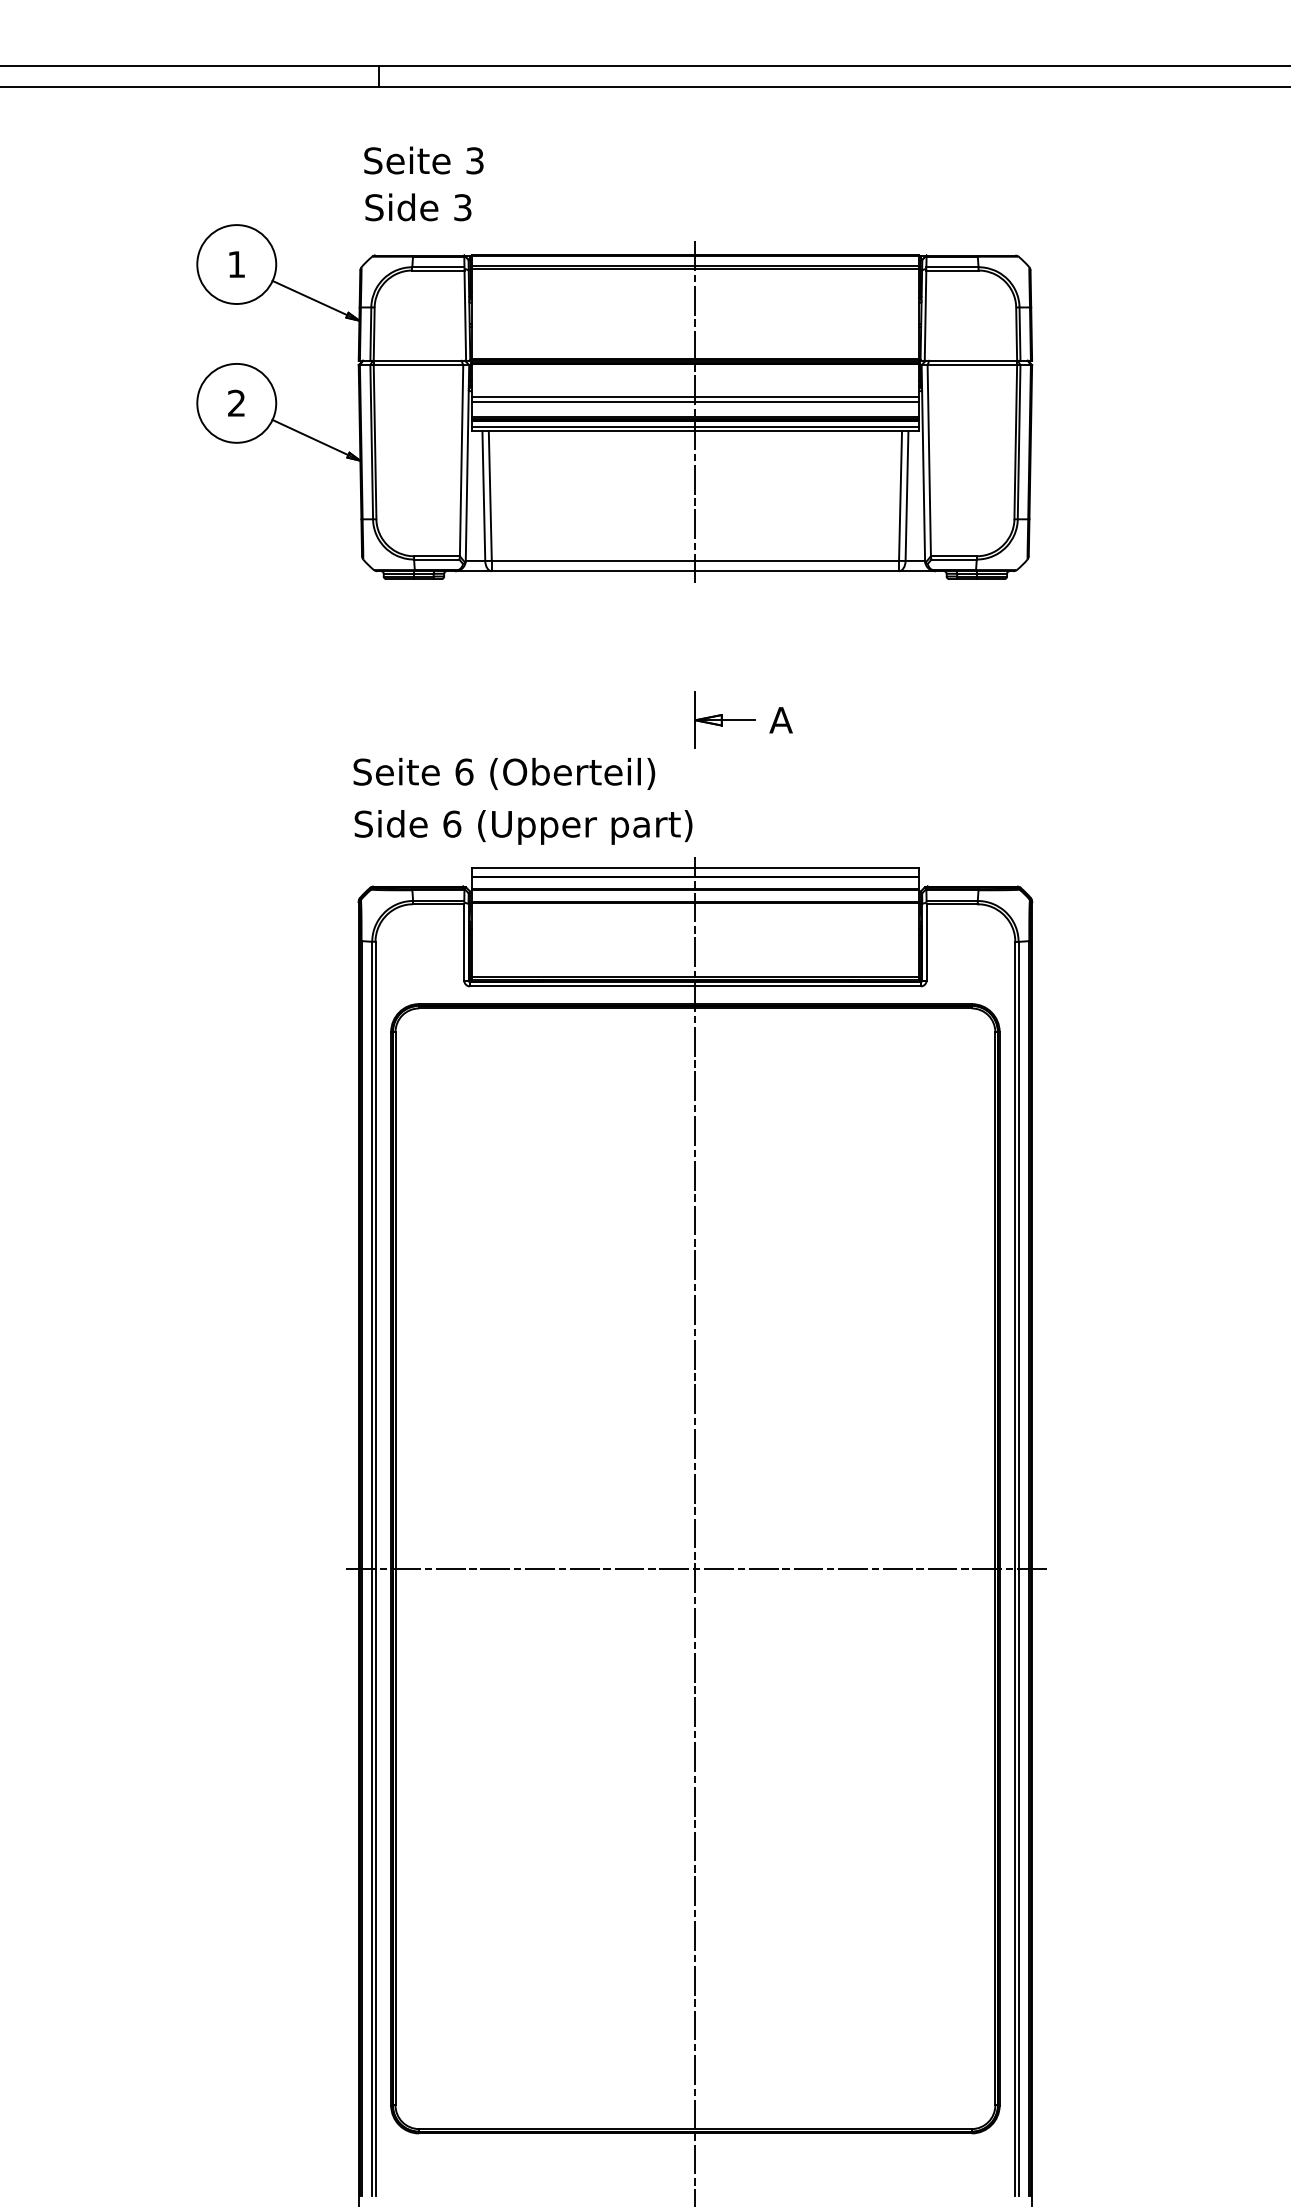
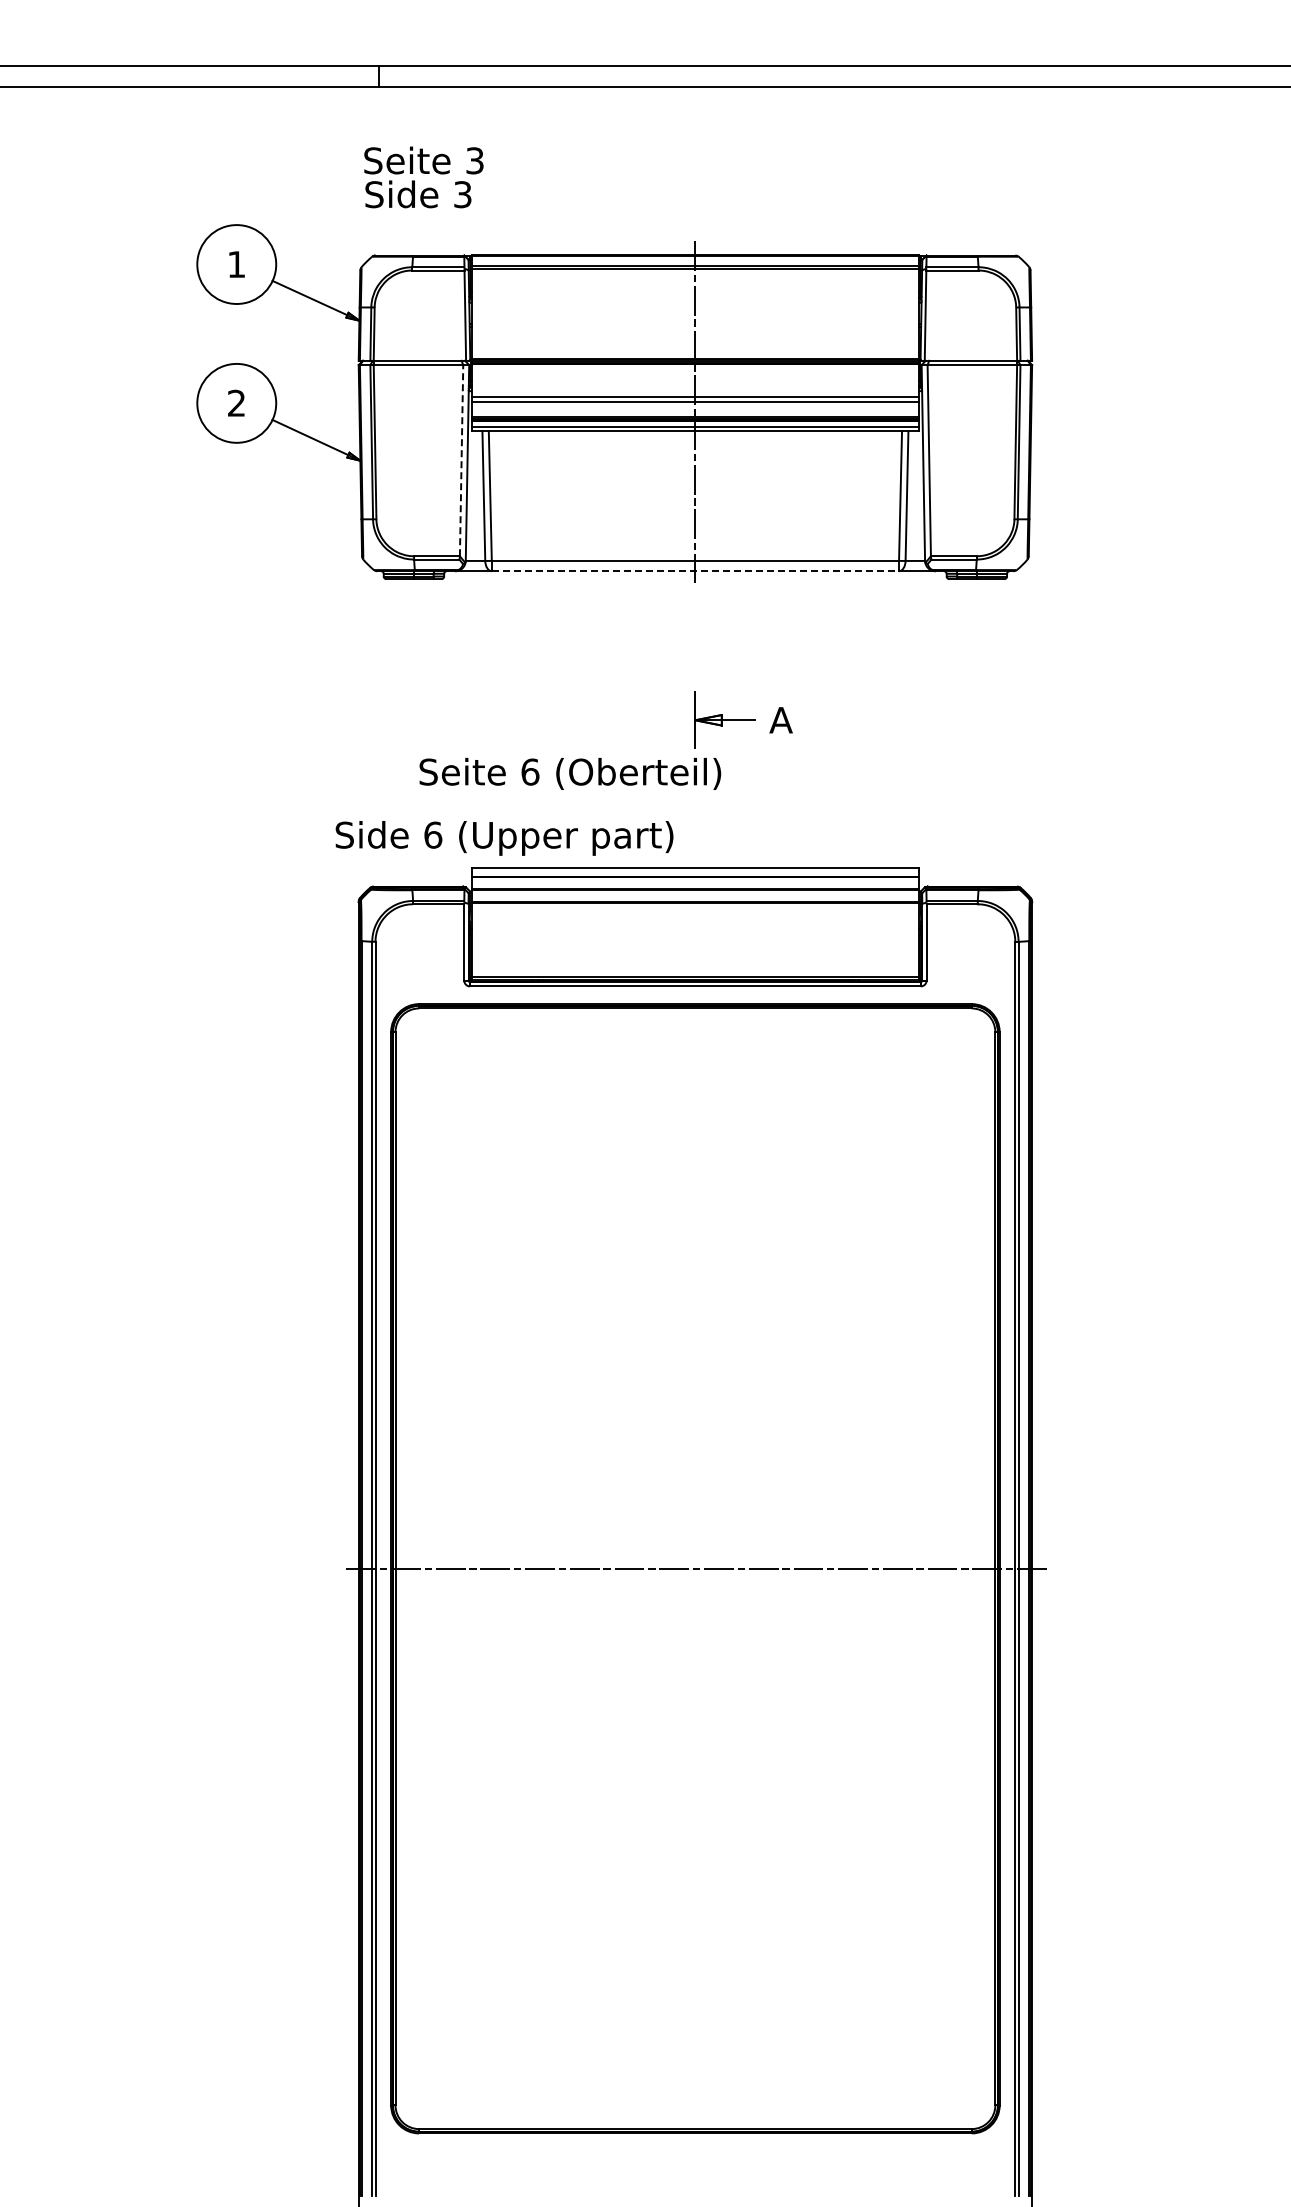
text position: (418, 207) -> (418, 194) (418, 194)
line: solid -> dashed (461, 460)
line: solid -> dashed (695, 571)
text position: (504, 773) -> (570, 773) (570, 773)
text position: (523, 827) -> (504, 838) (504, 838)
line: present -> none (695, 1529)
